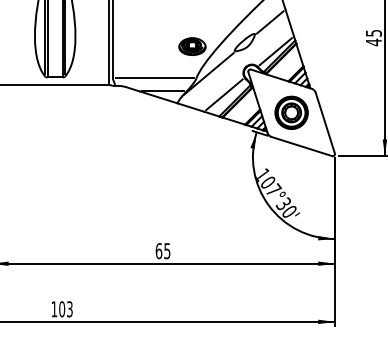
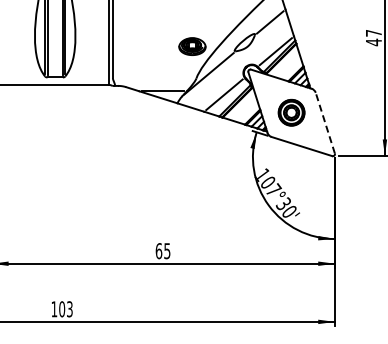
text: 45 -> 47 (373, 33)
line: present -> none (154, 78)
part size: 35x35 px -> 29x29 px (291, 112)
line: solid -> dashed (325, 123)
